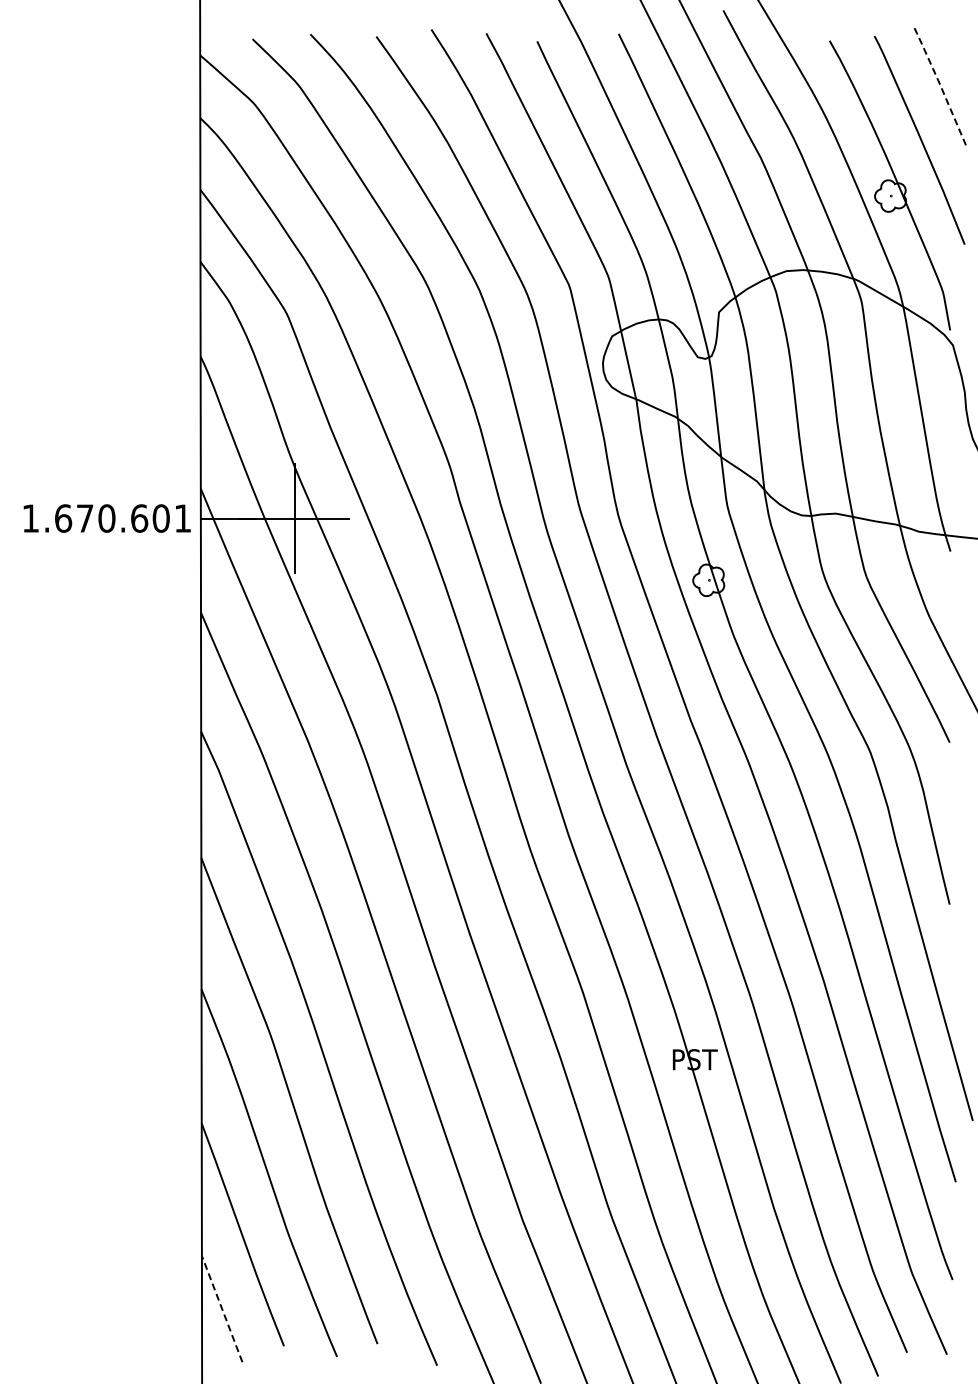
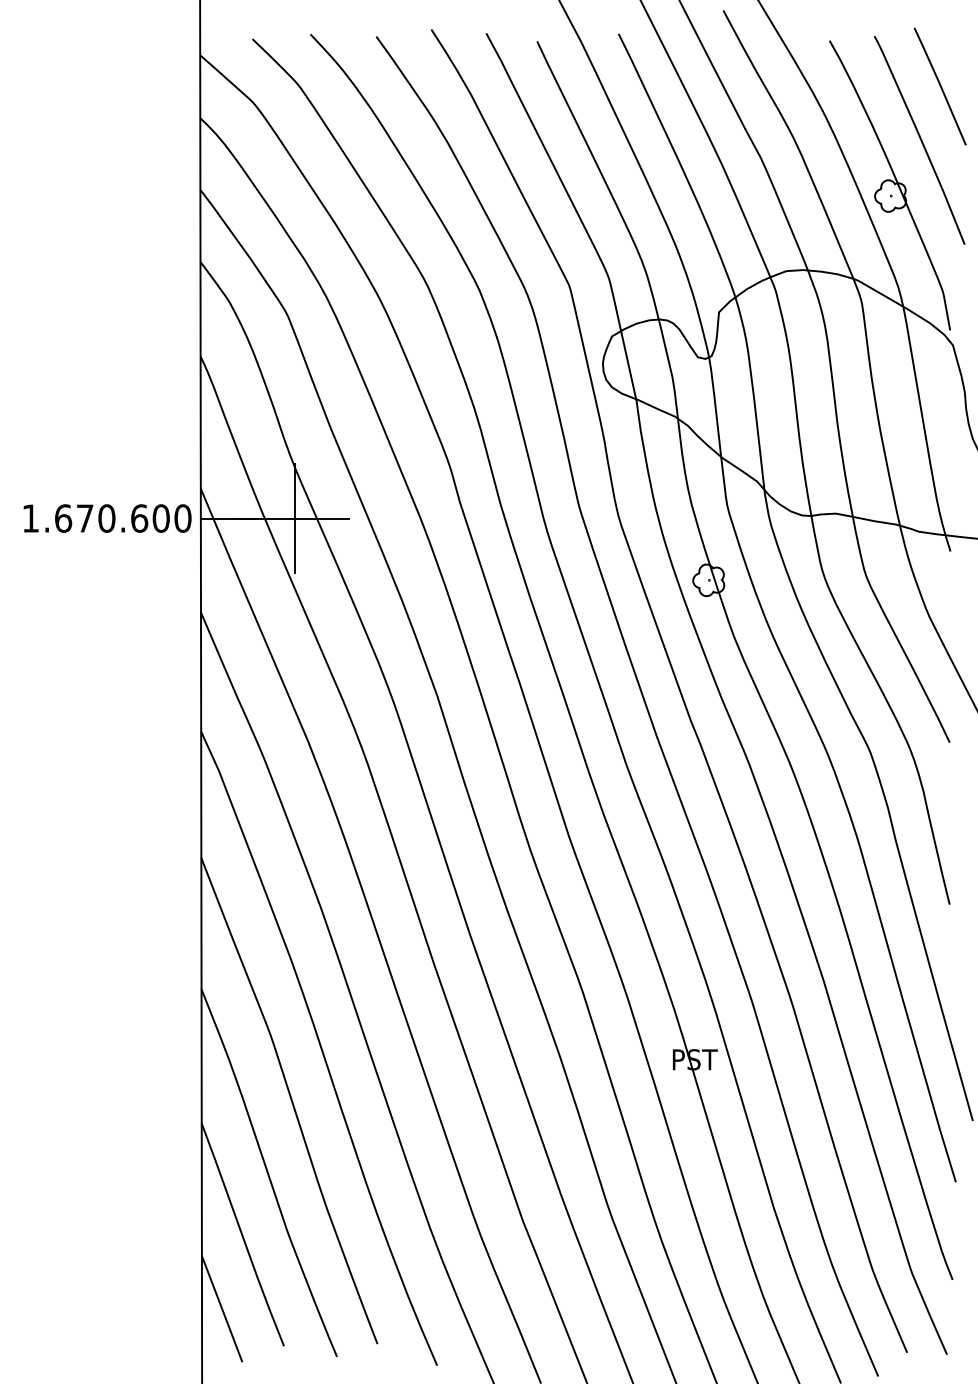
line: dashed -> solid (940, 84)
text: 1.670.601 -> 1.670.600 (182, 518)
line: dashed -> solid (222, 1309)
